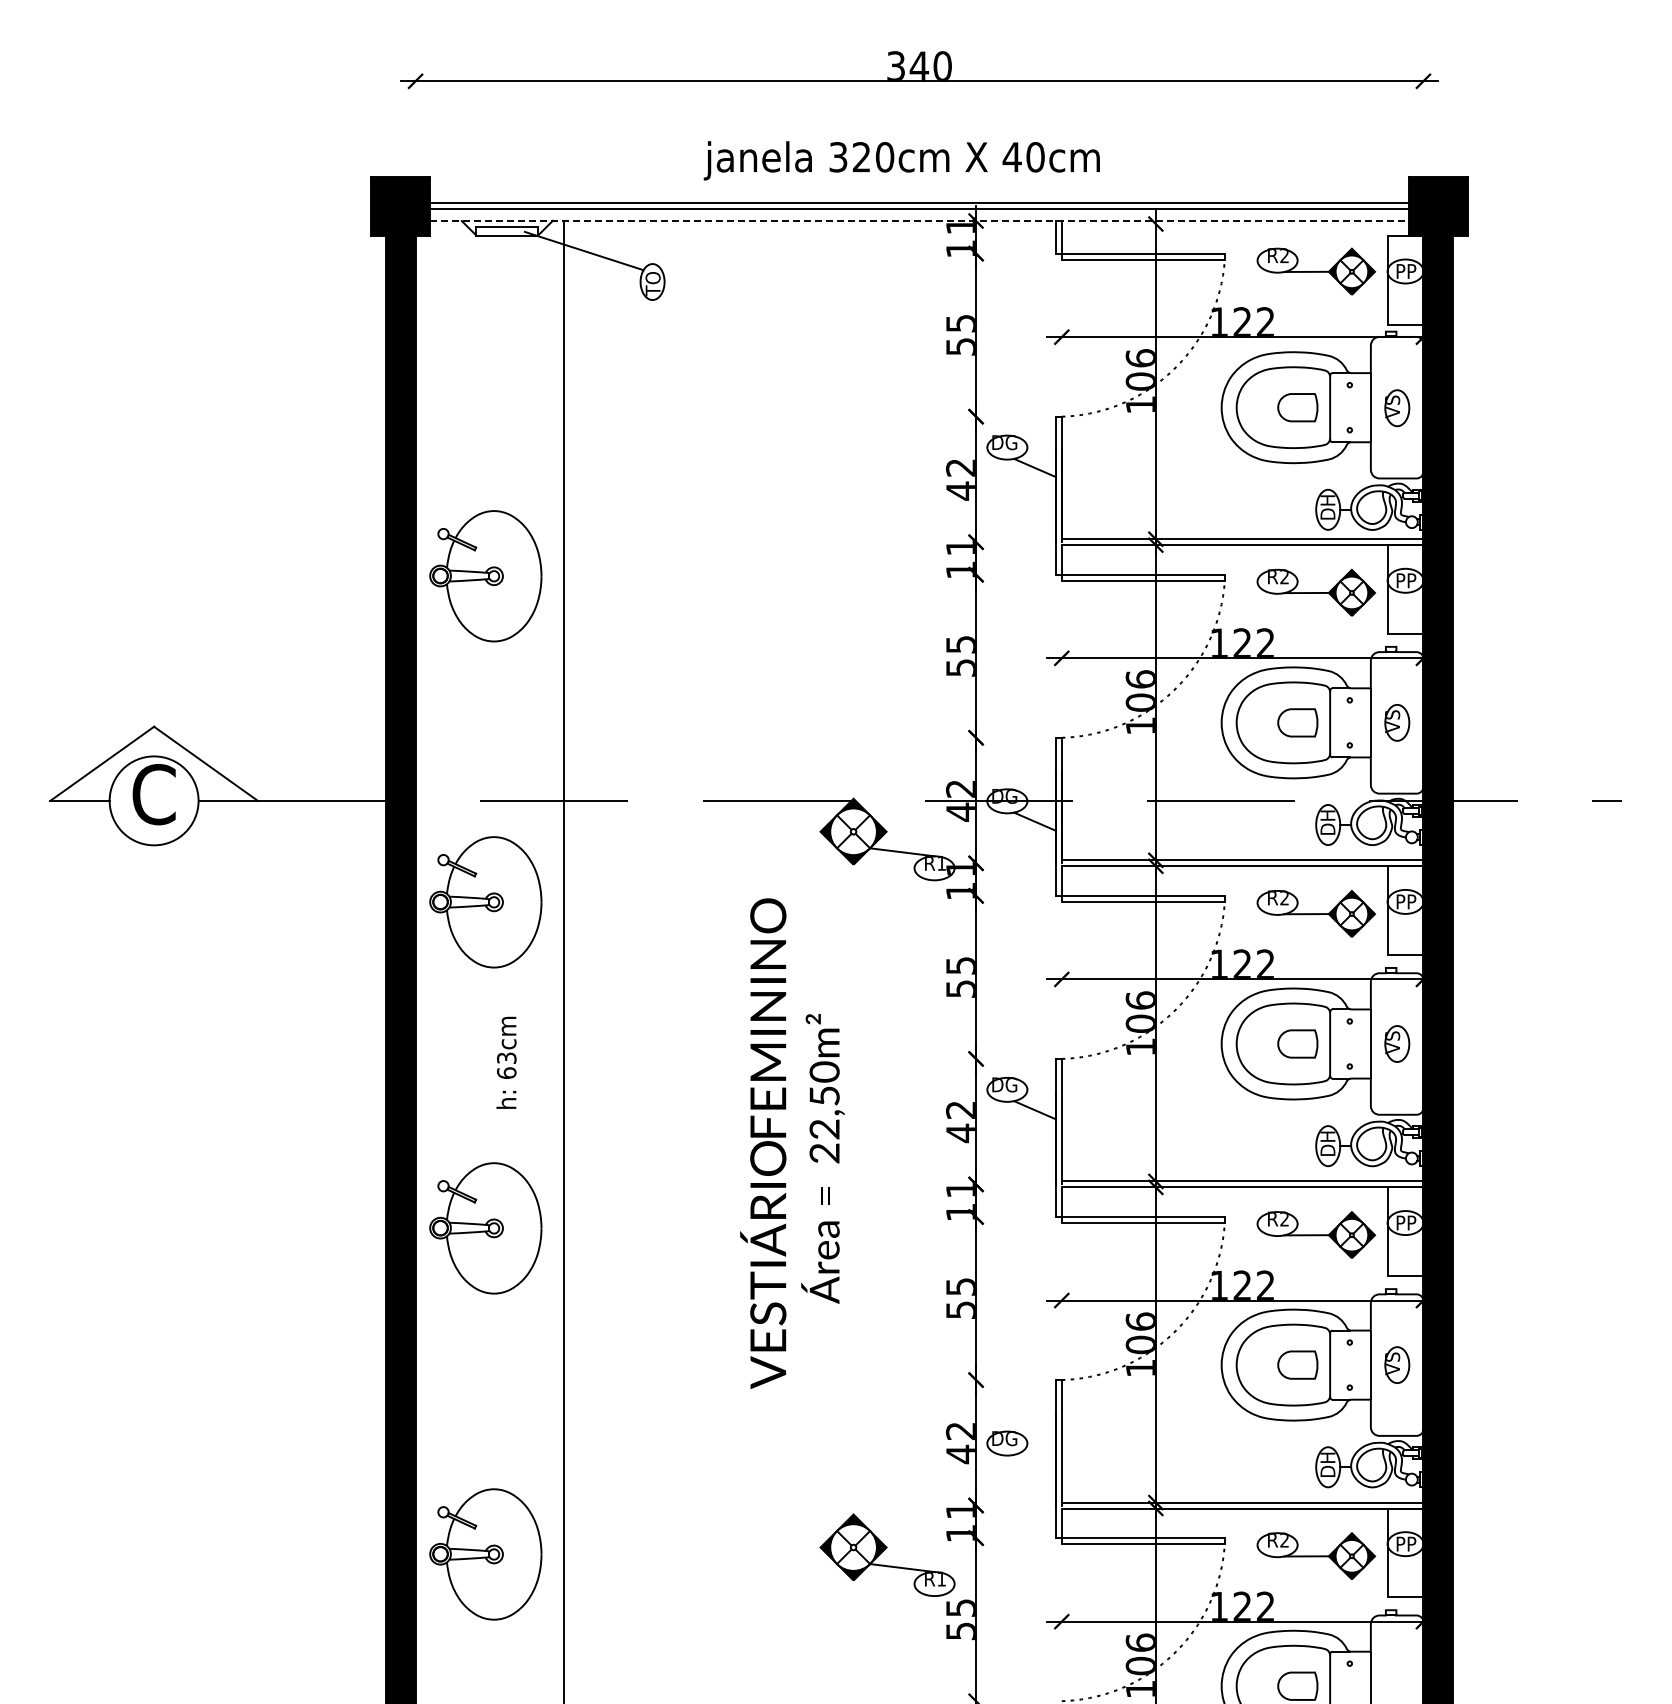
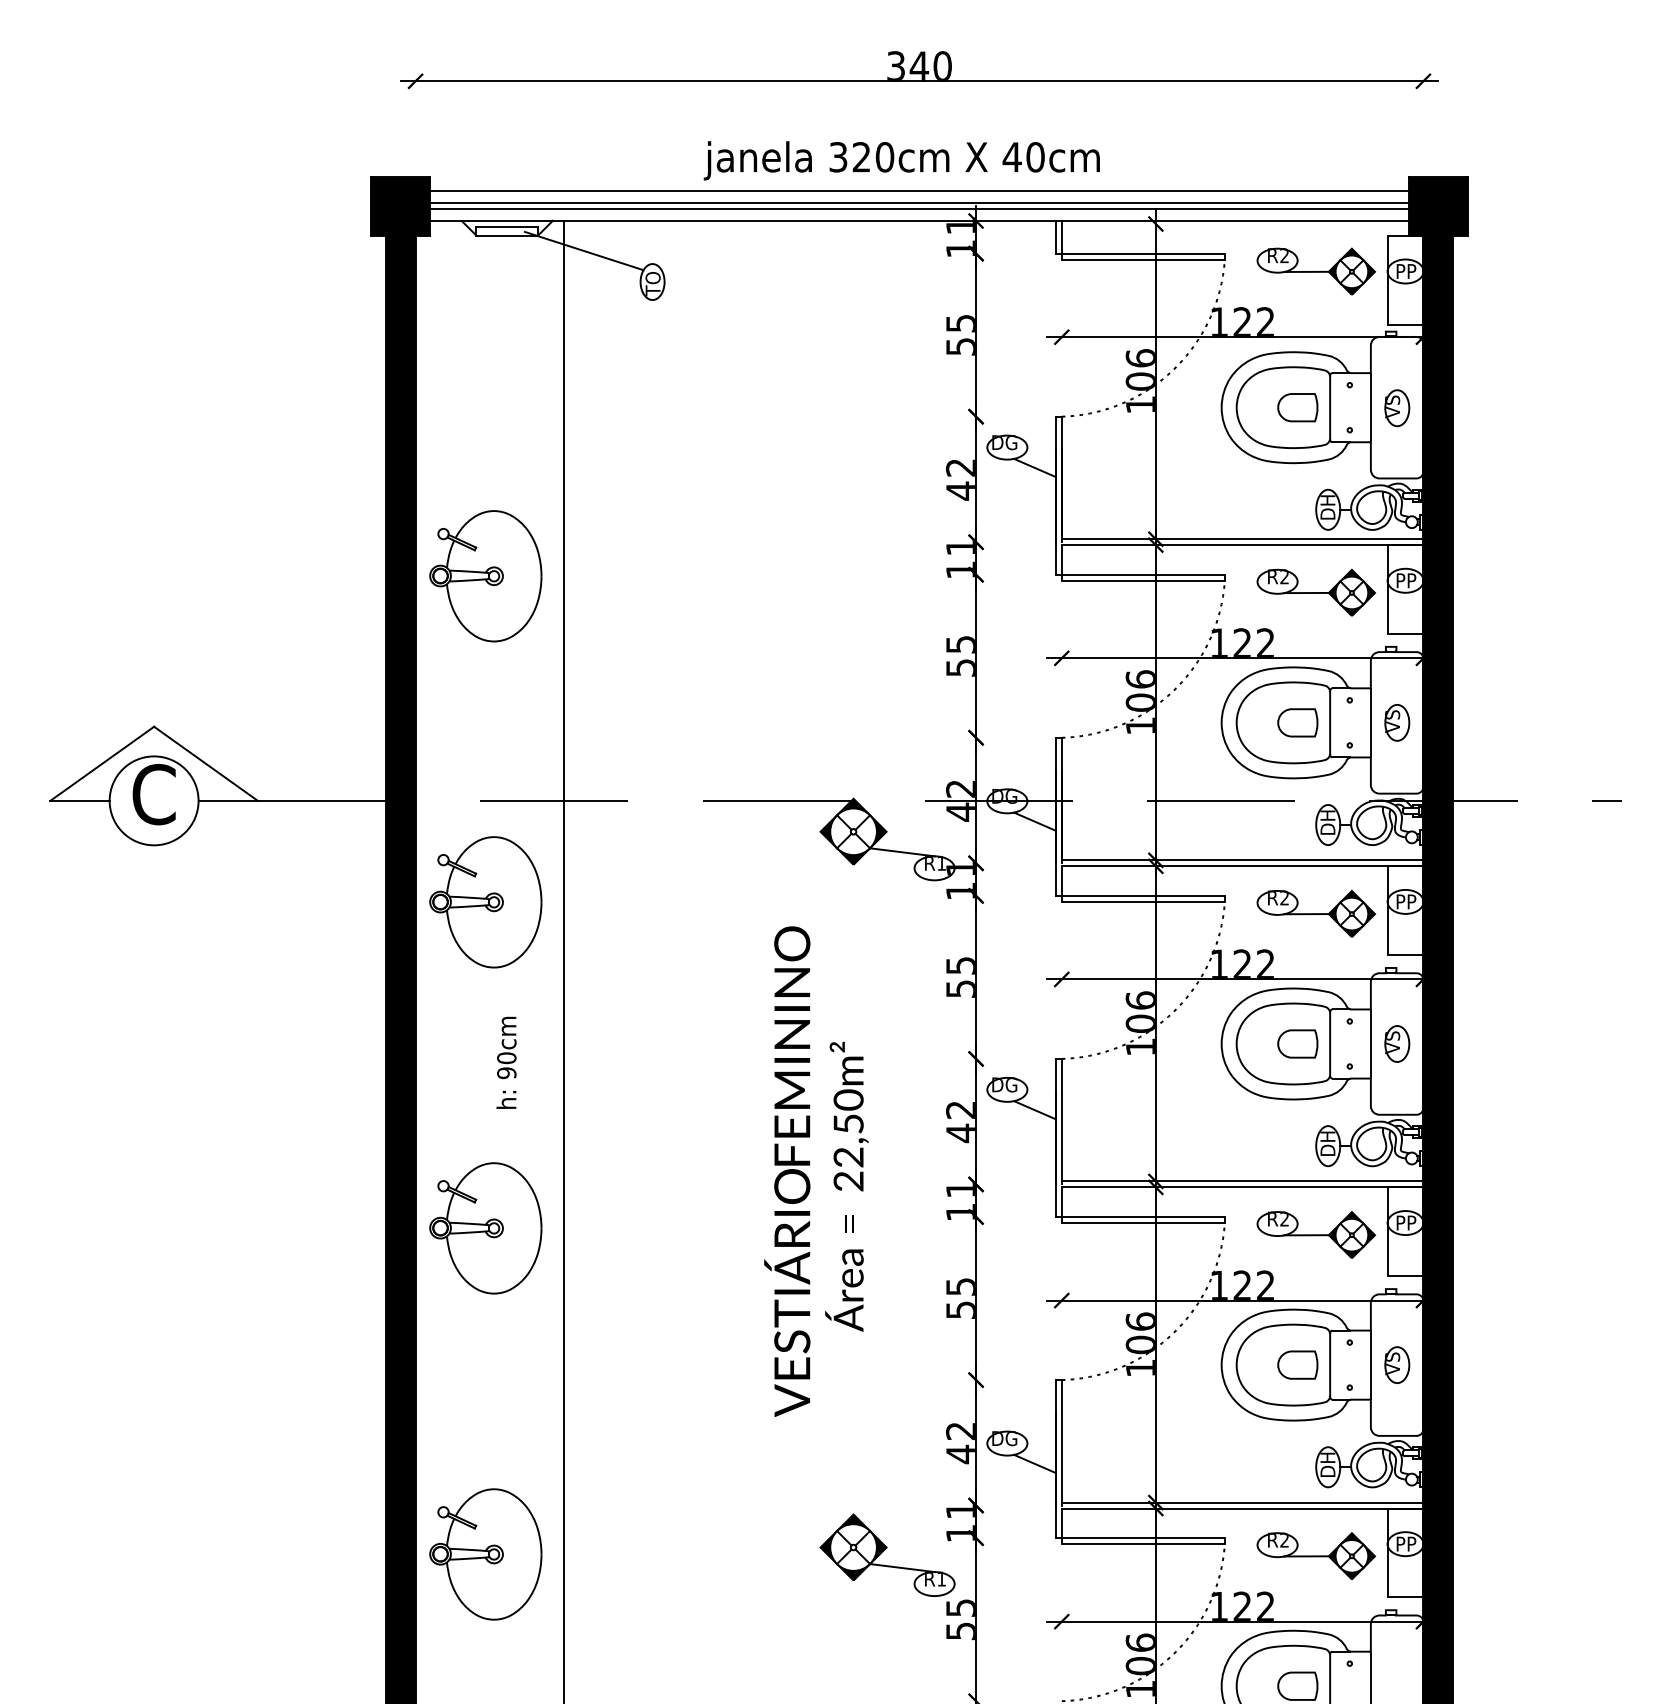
line: none -> present (919, 191)
line: dashed -> solid (920, 221)
text: 63cm -> 90cm (506, 1065)
text position: (792, 1143) -> (816, 1171) (816, 1171)
line: none -> present (1034, 1463)
